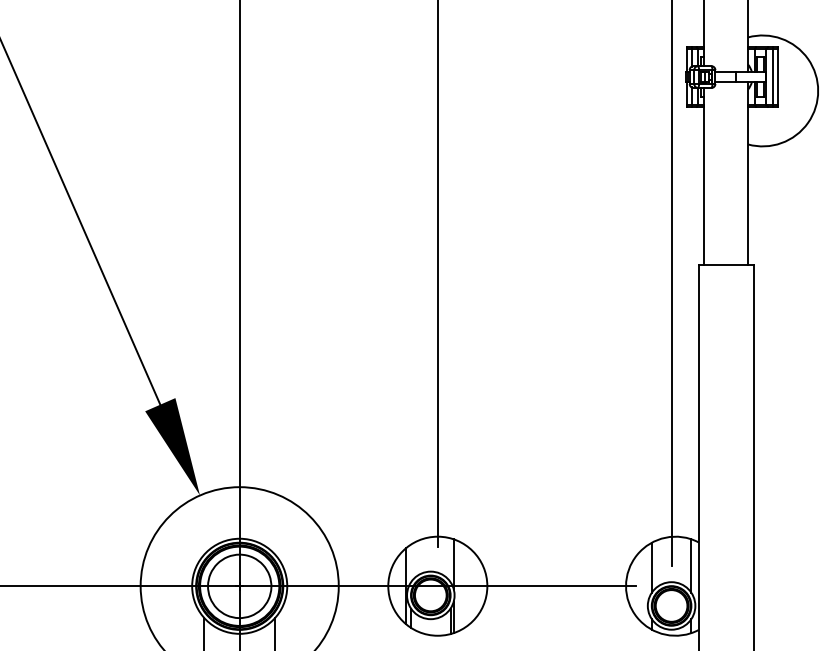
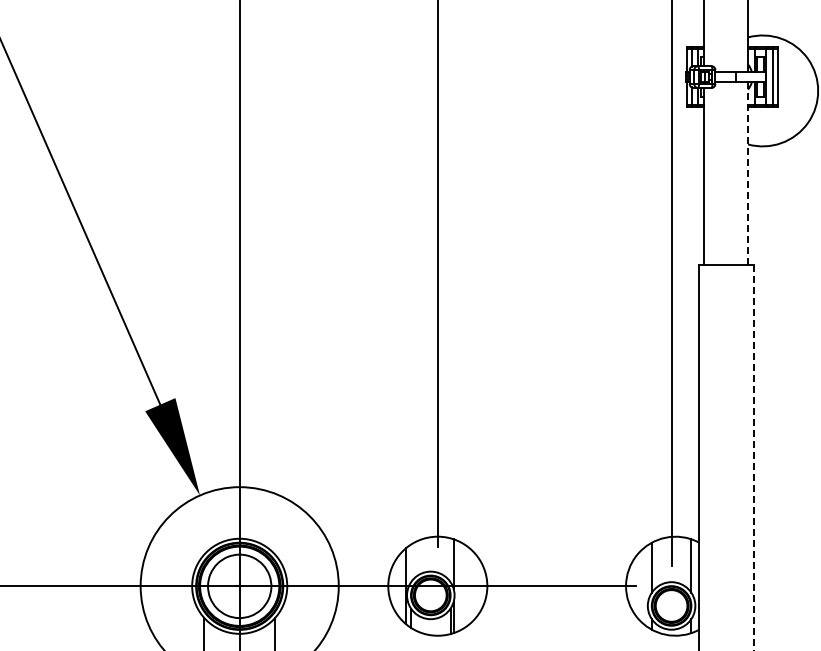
line: solid -> dashed (748, 173)
line: solid -> dashed (754, 458)
